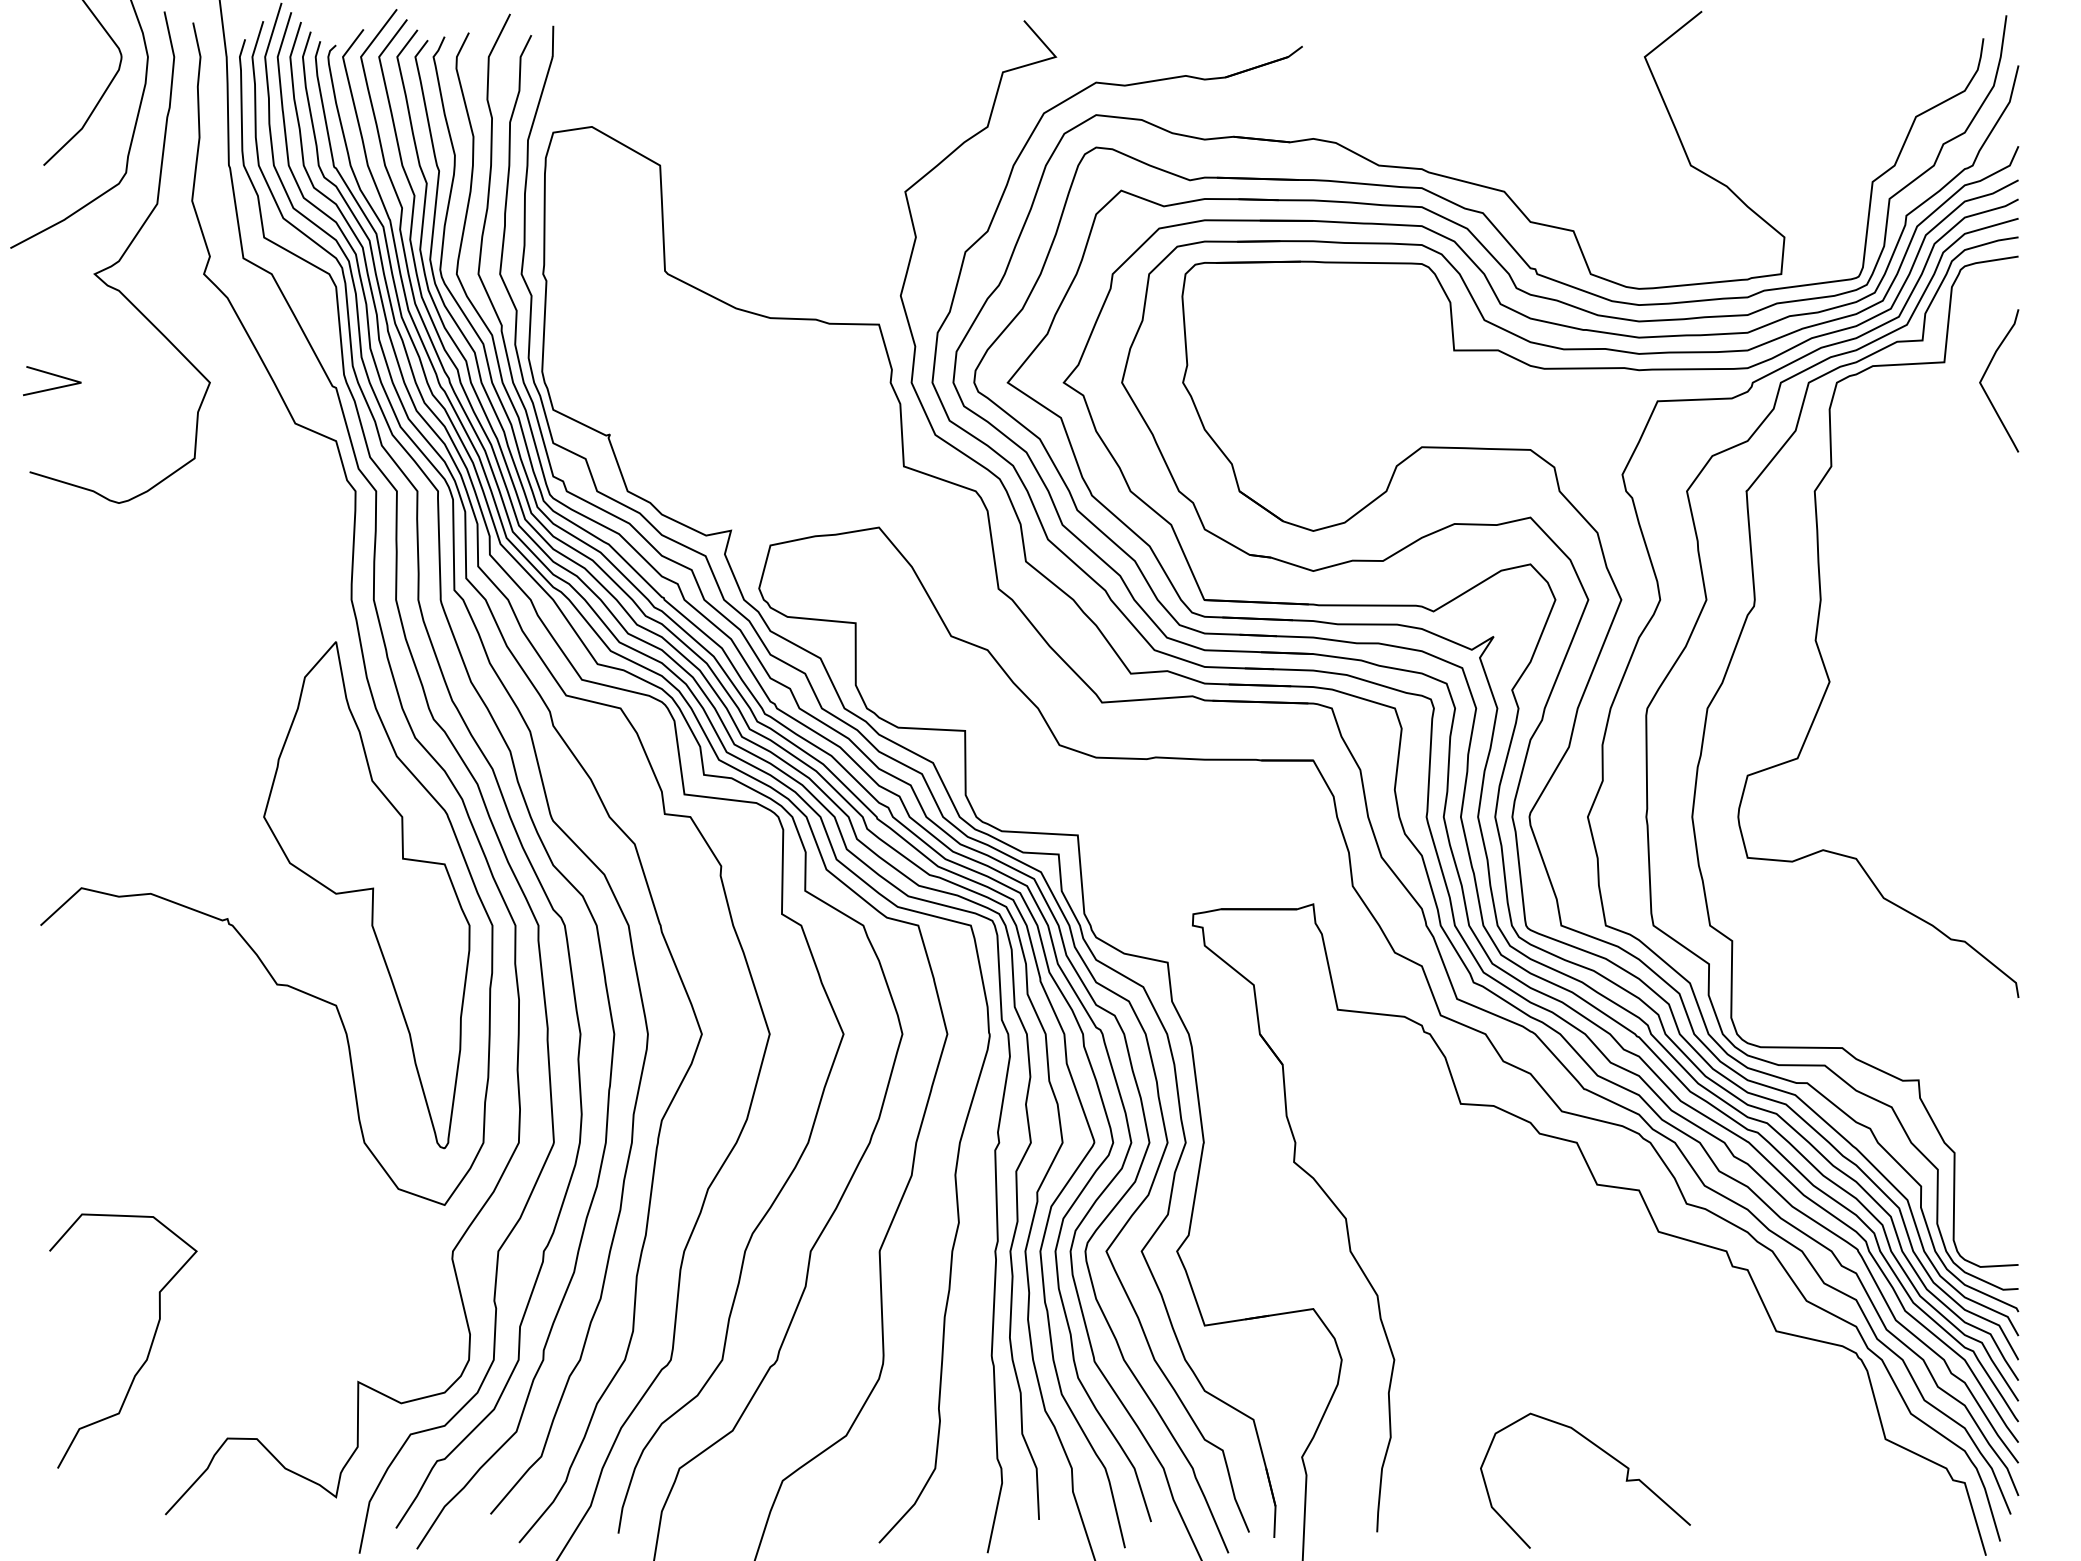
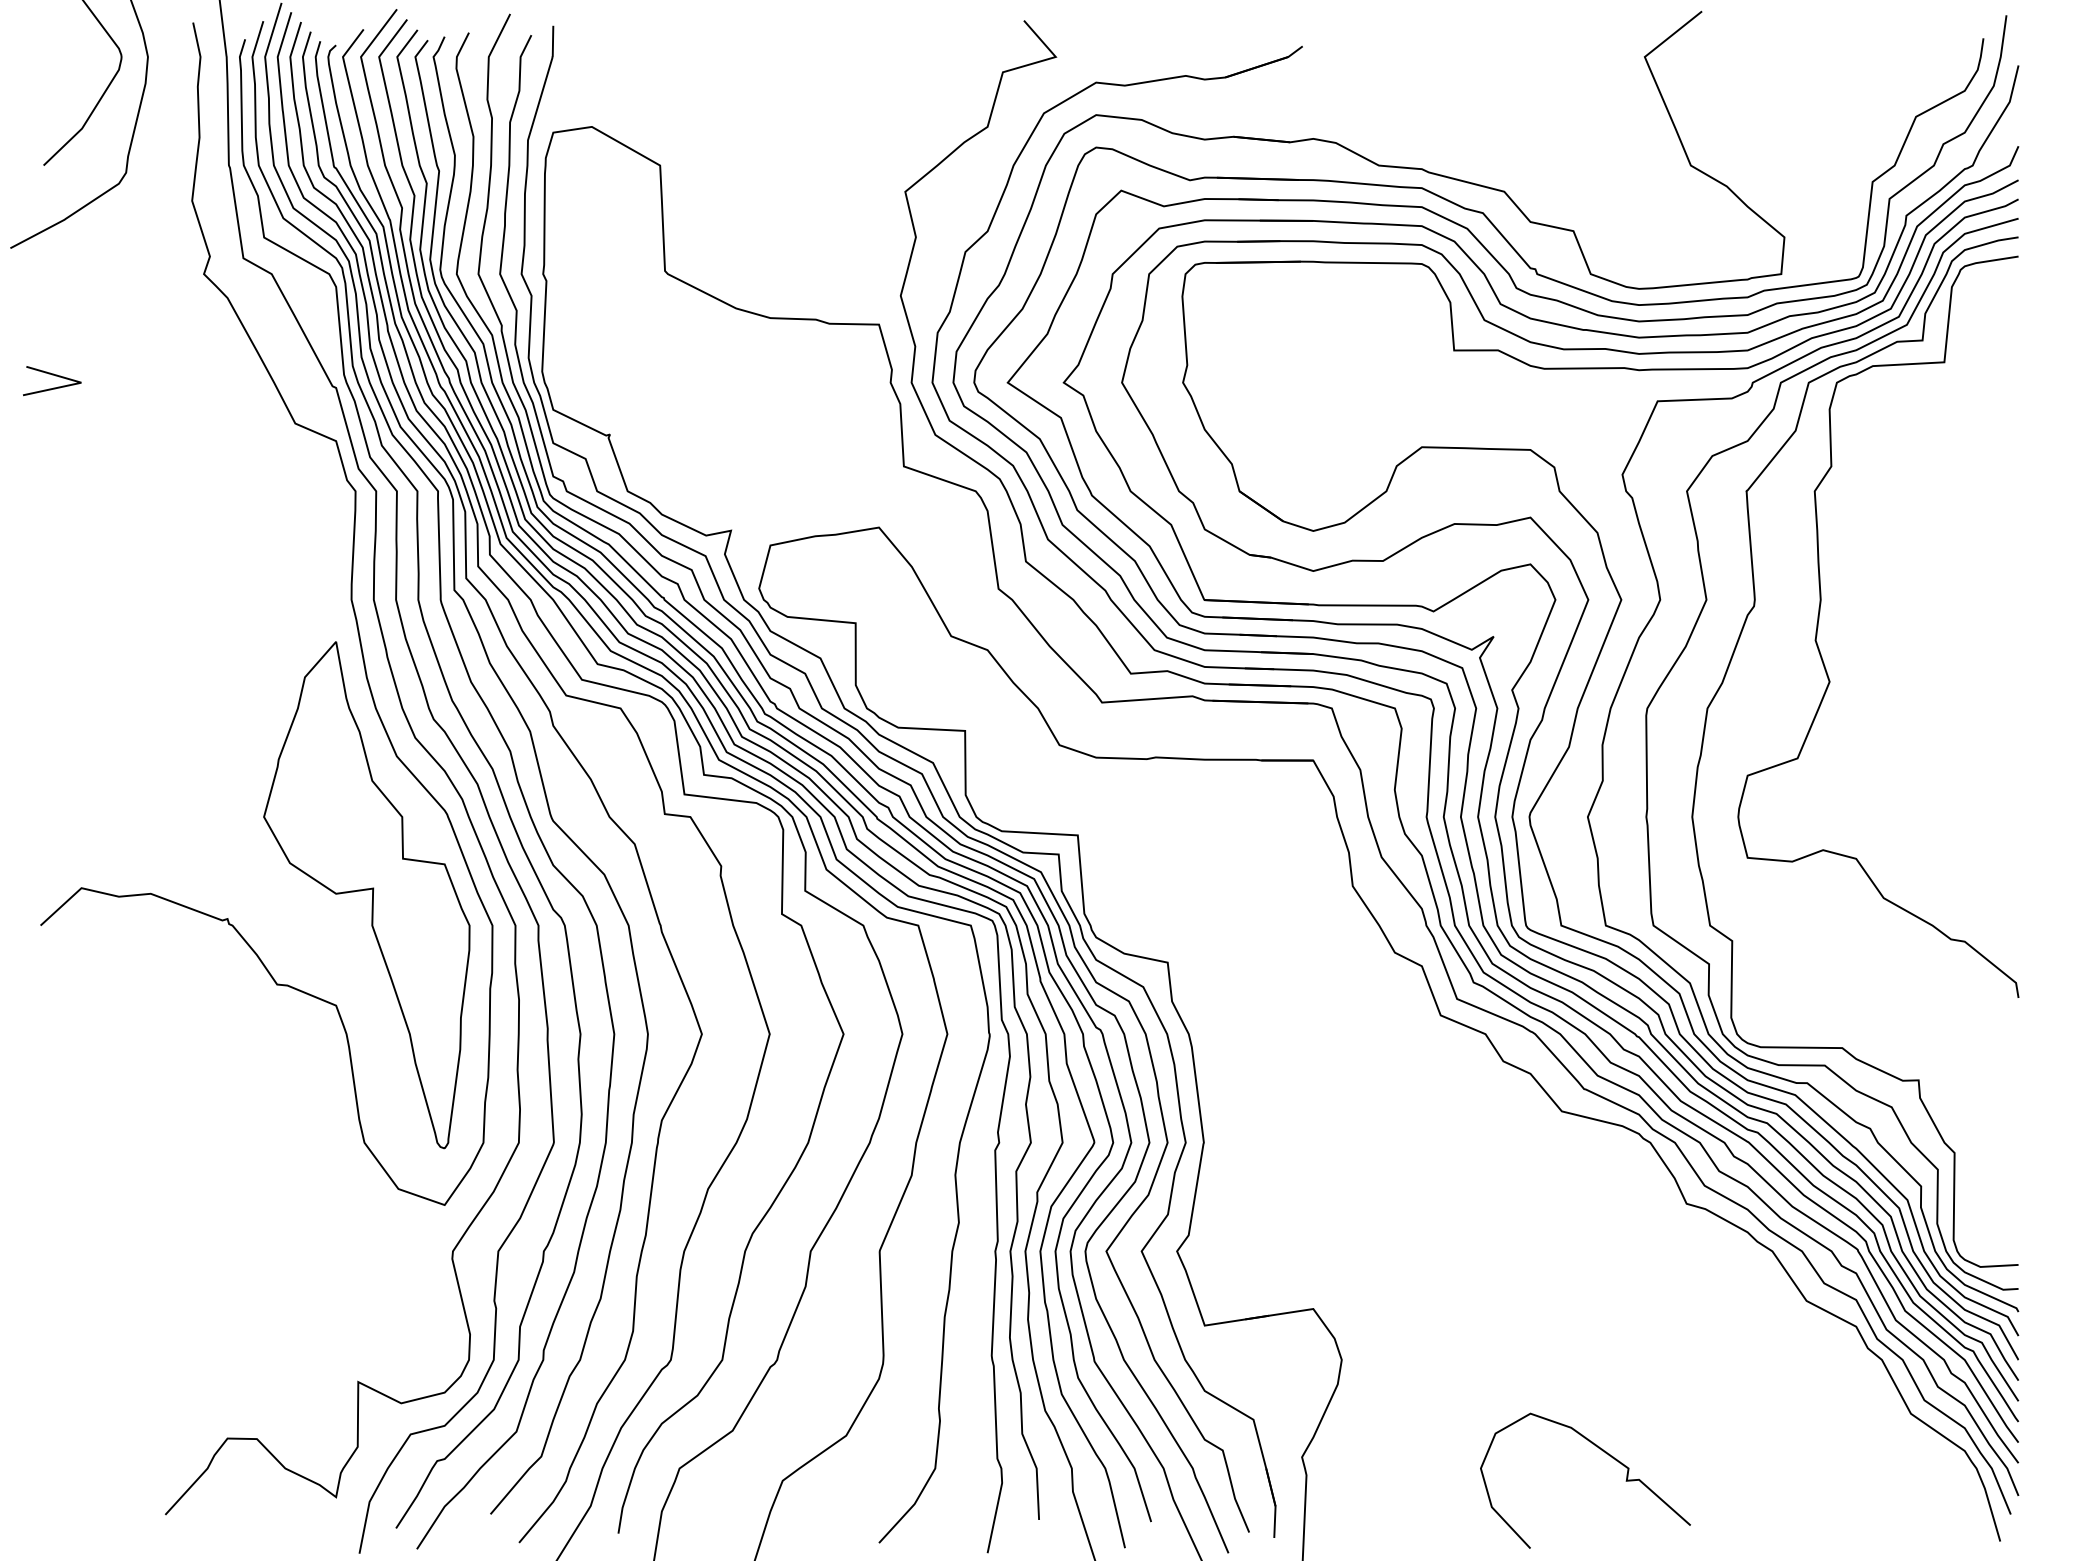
curve: present -> none (120, 257)
curve: present -> none (1985, 374)
part: present -> none (1596, 1185)
curve: present -> none (149, 1347)
